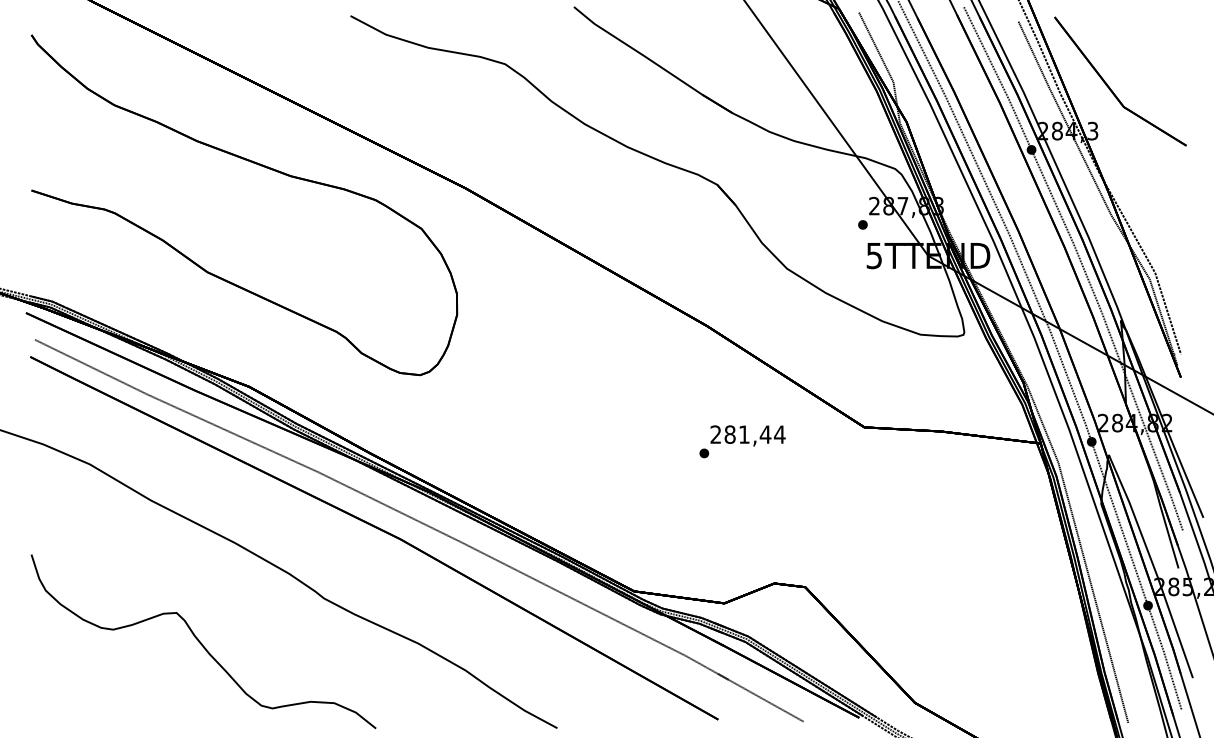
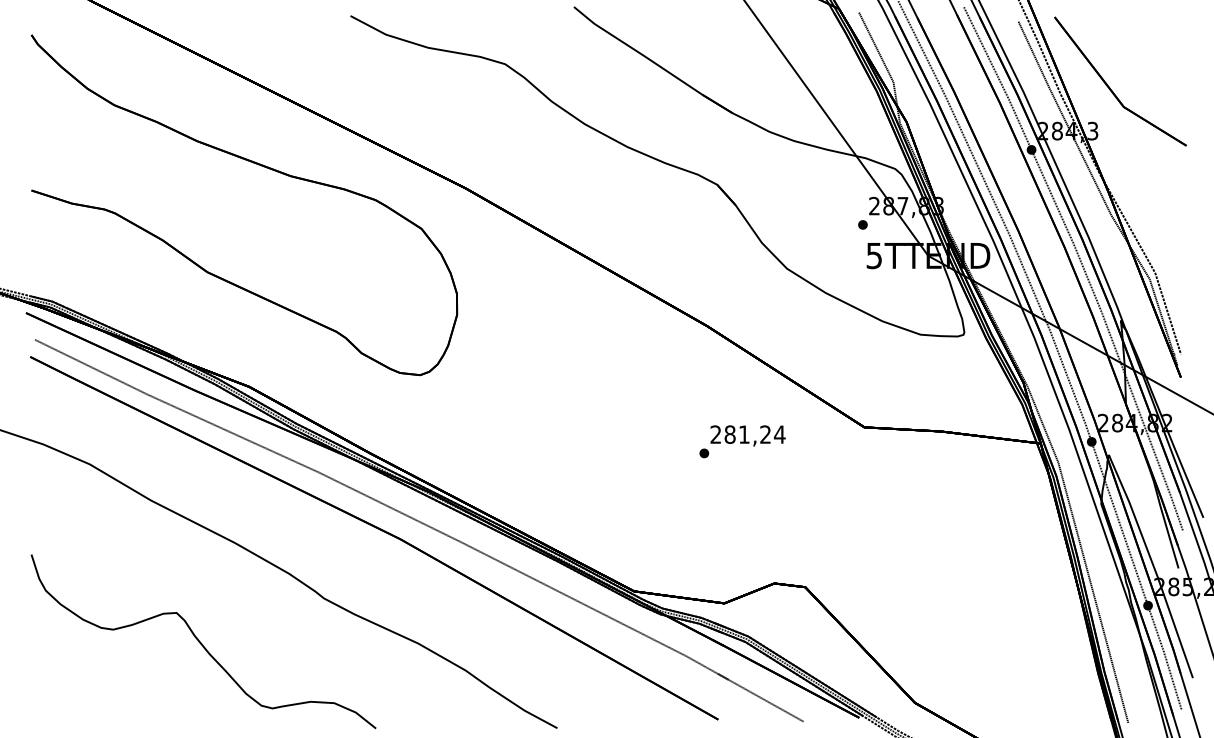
text: 281,44 -> 281,24 (765, 434)
